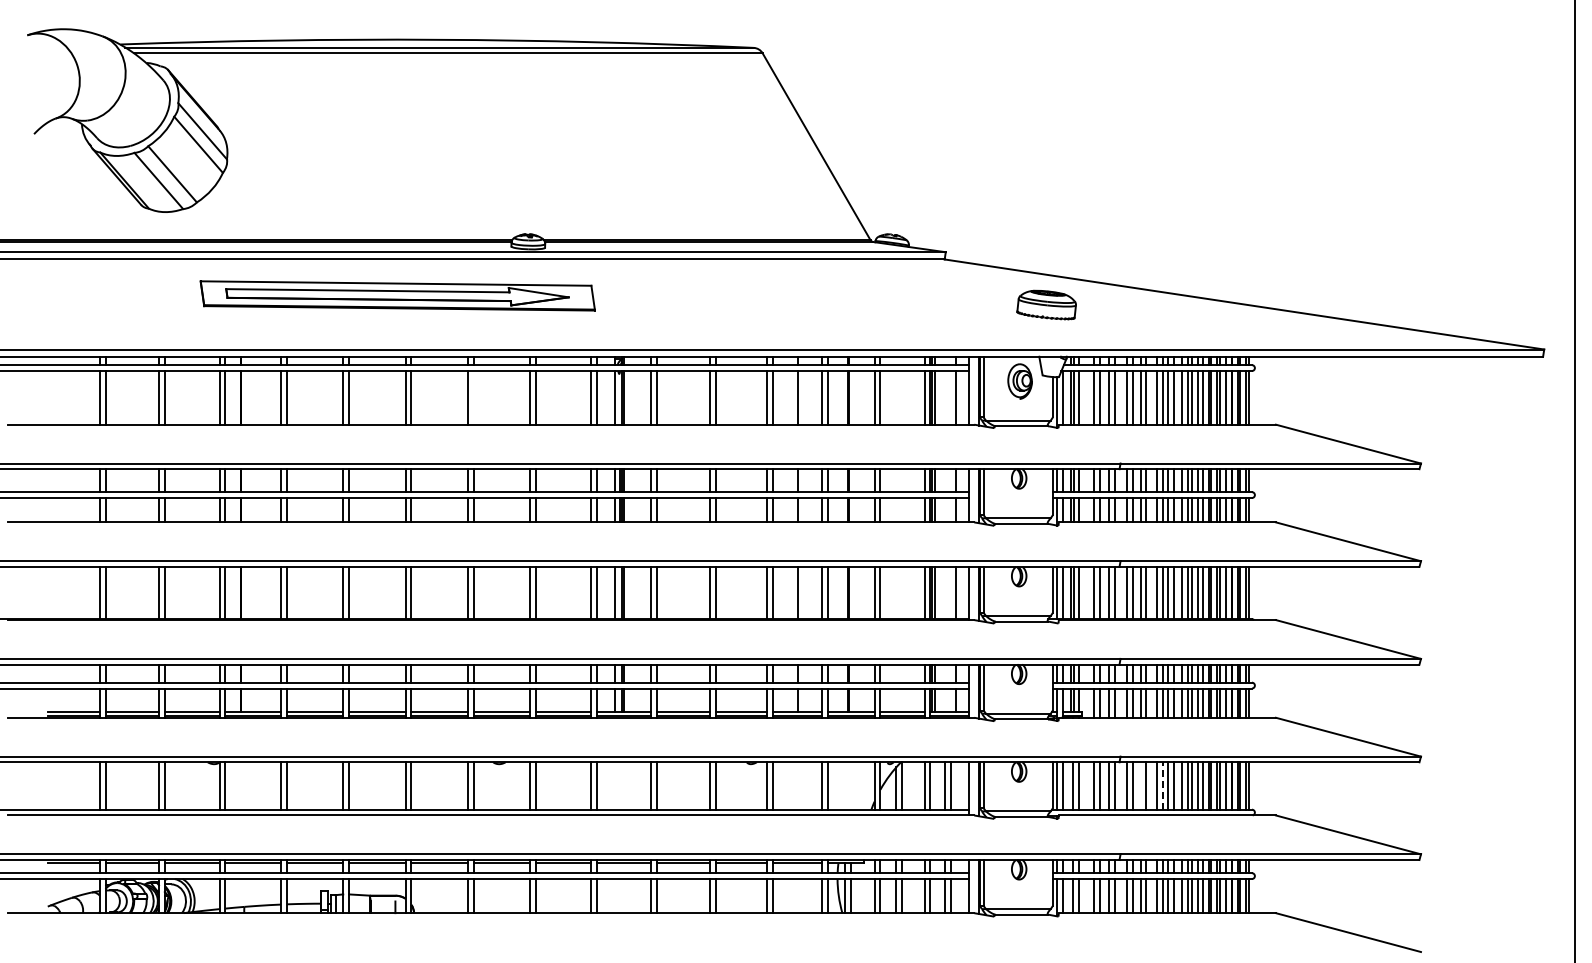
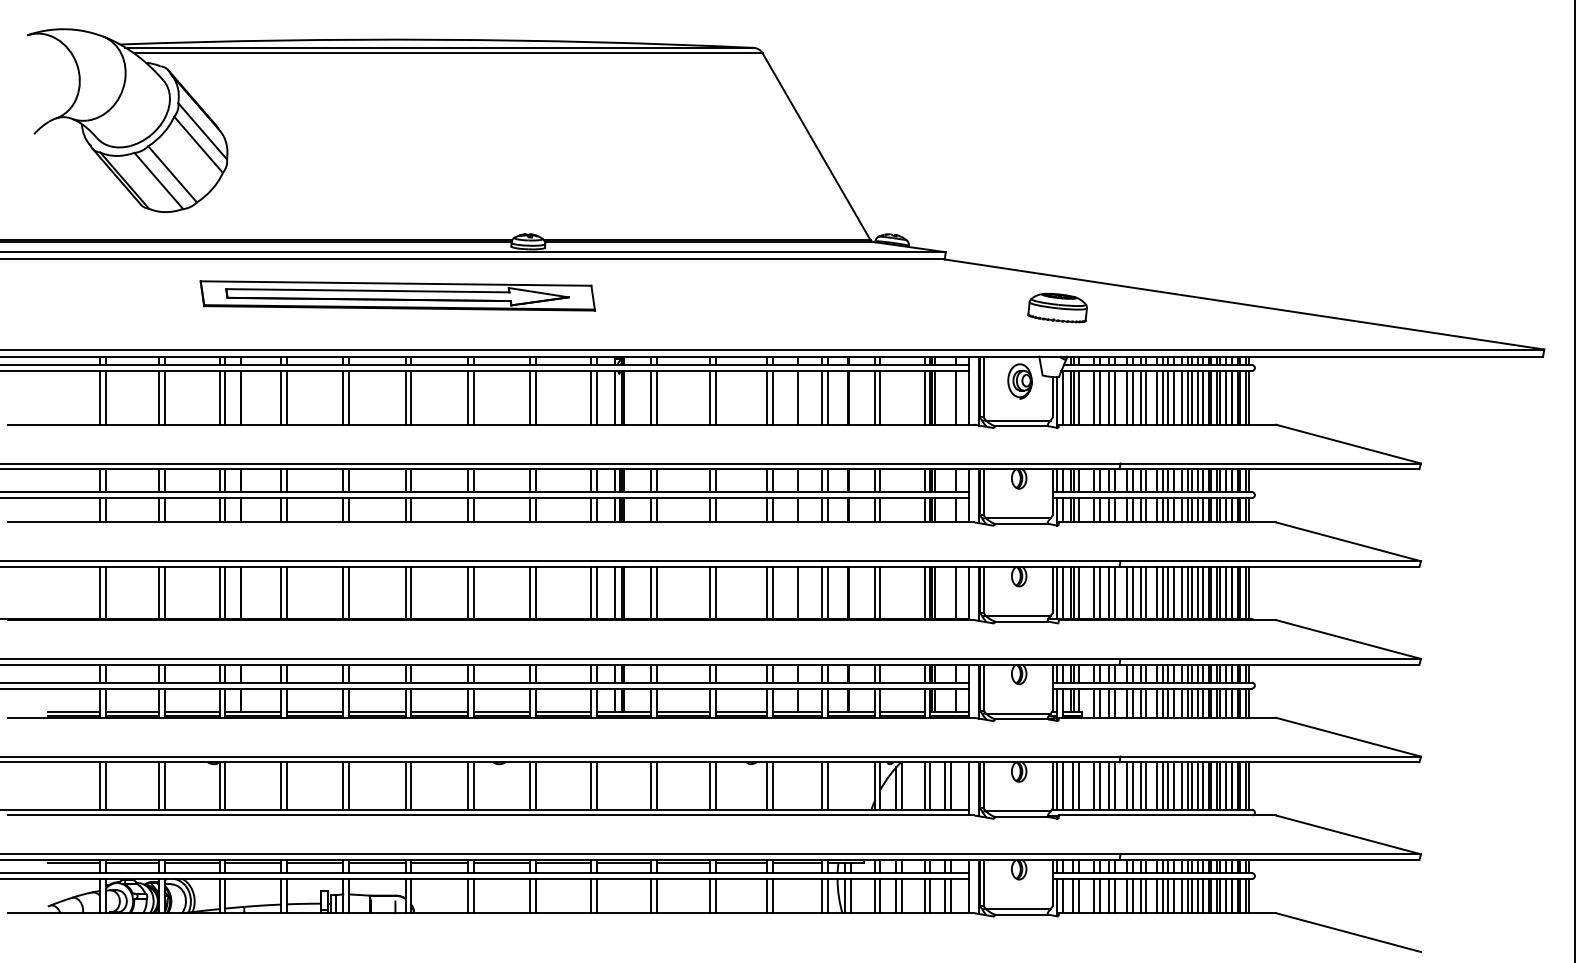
part position: (1046, 304) -> (1057, 307) (1057, 307)
line: none -> present (473, 397)
line: none -> present (1140, 785)
line: dashed -> solid (1162, 785)
